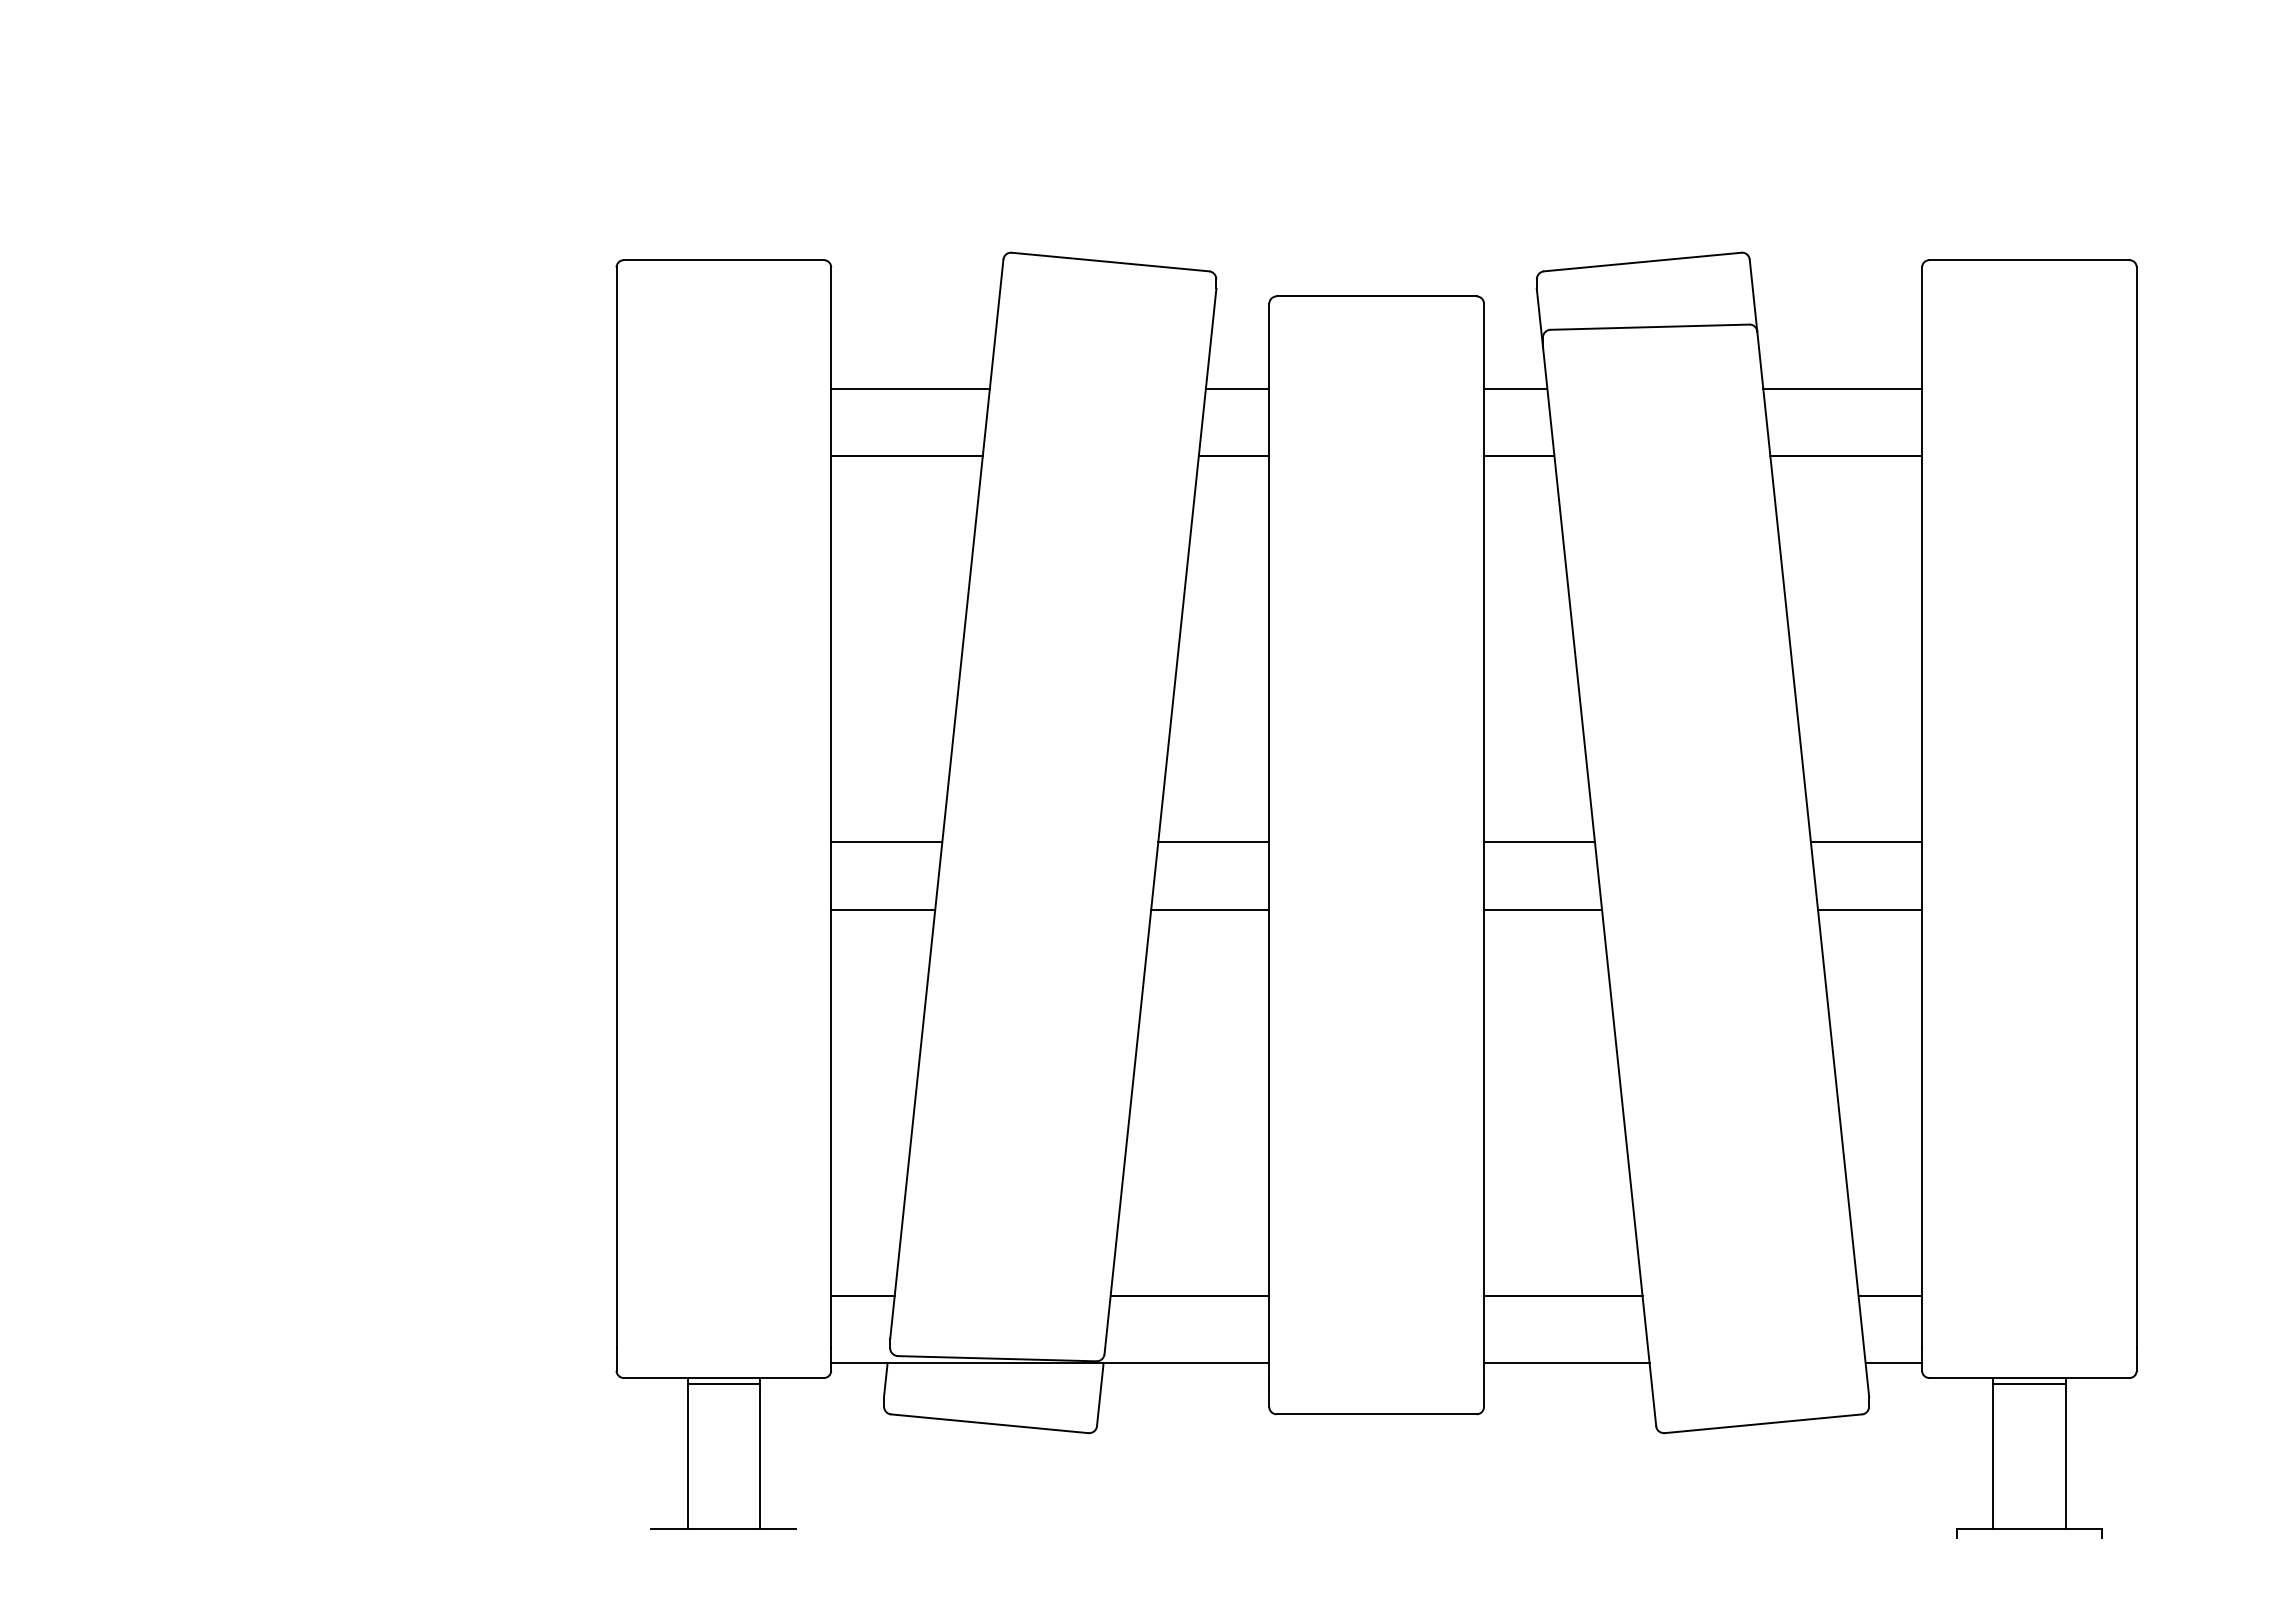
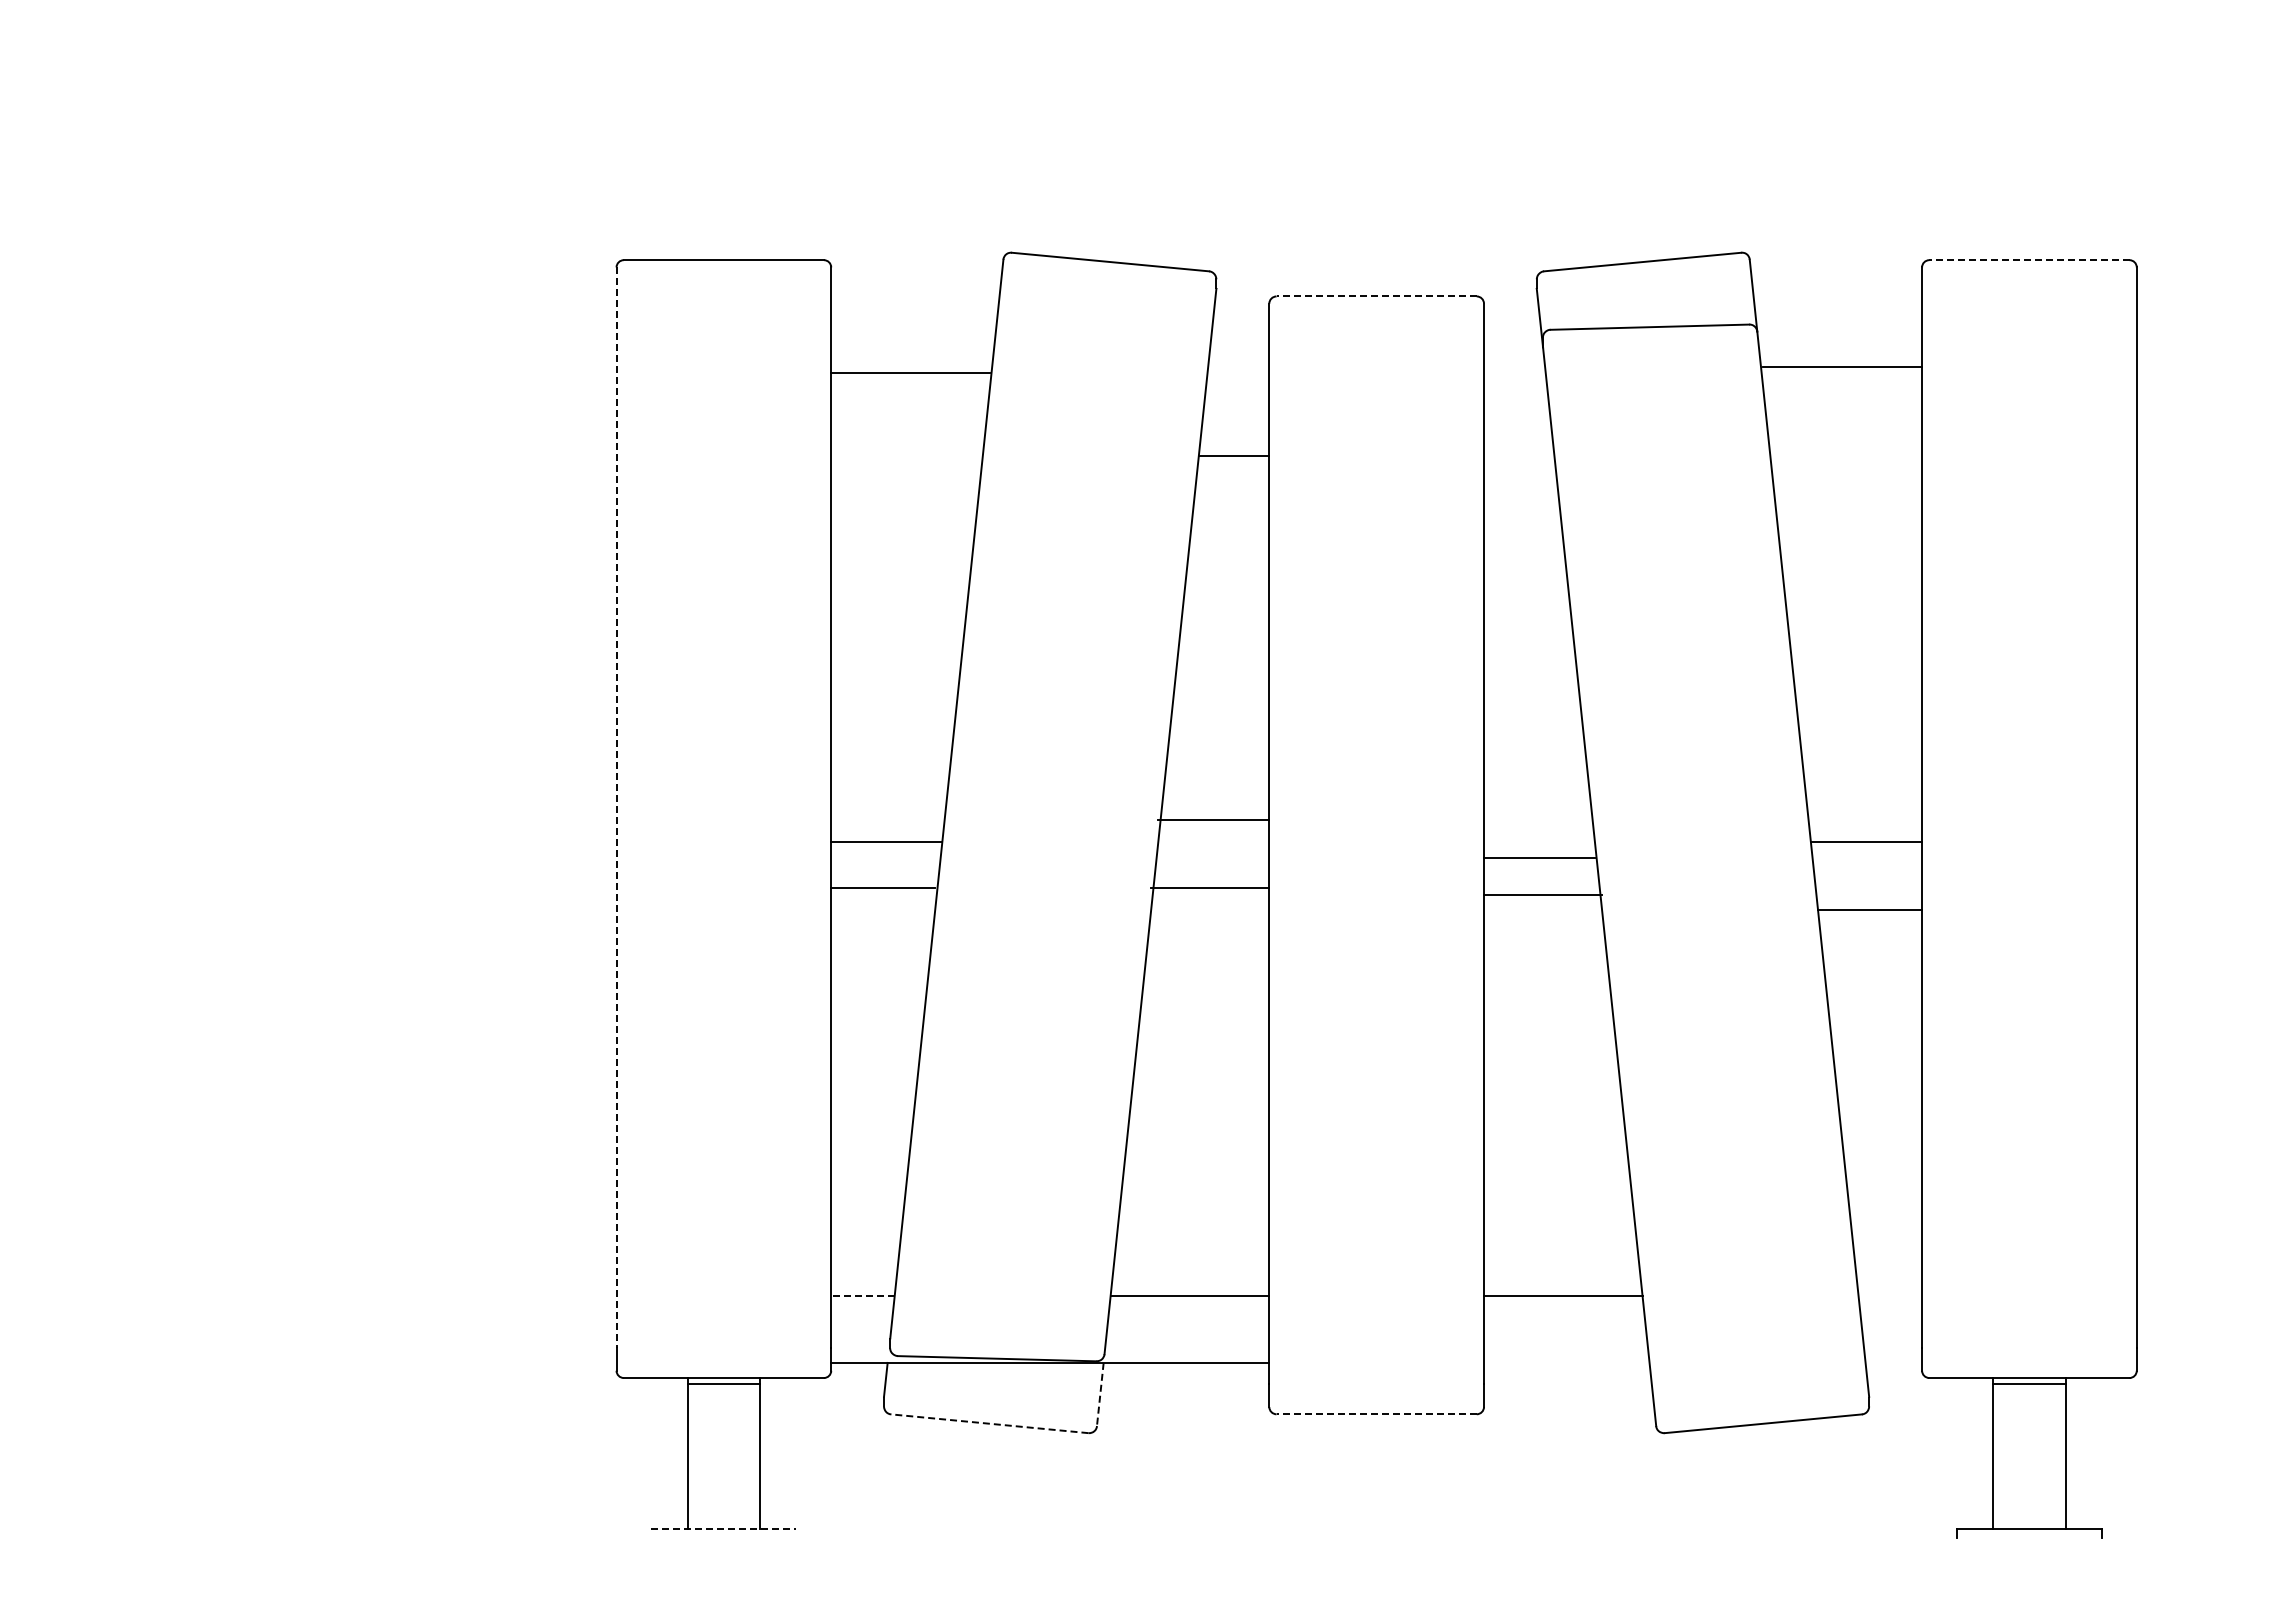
line: solid -> dashed (2028, 260)
line: solid -> dashed (1376, 296)
line position: (910, 389) -> (910, 373) (910, 373)
line: present -> none (1237, 389)
line: present -> none (1515, 389)
line position: (1842, 389) -> (1842, 367) (1842, 367)
line: present -> none (906, 456)
line: present -> none (1519, 456)
line: present -> none (1846, 456)
line: solid -> dashed (616, 808)
line position: (1213, 842) -> (1213, 820) (1213, 820)
line position: (1539, 842) -> (1539, 858) (1539, 858)
line position: (883, 909) -> (883, 887) (883, 887)
line position: (1210, 909) -> (1210, 887) (1210, 887)
line position: (1542, 909) -> (1542, 894) (1542, 894)
line: solid -> dashed (862, 1295)
line: present -> none (1890, 1295)
line: present -> none (1566, 1362)
line: present -> none (1893, 1362)
line: solid -> dashed (1100, 1394)
line: solid -> dashed (1376, 1414)
line: solid -> dashed (989, 1423)
line: solid -> dashed (723, 1529)
